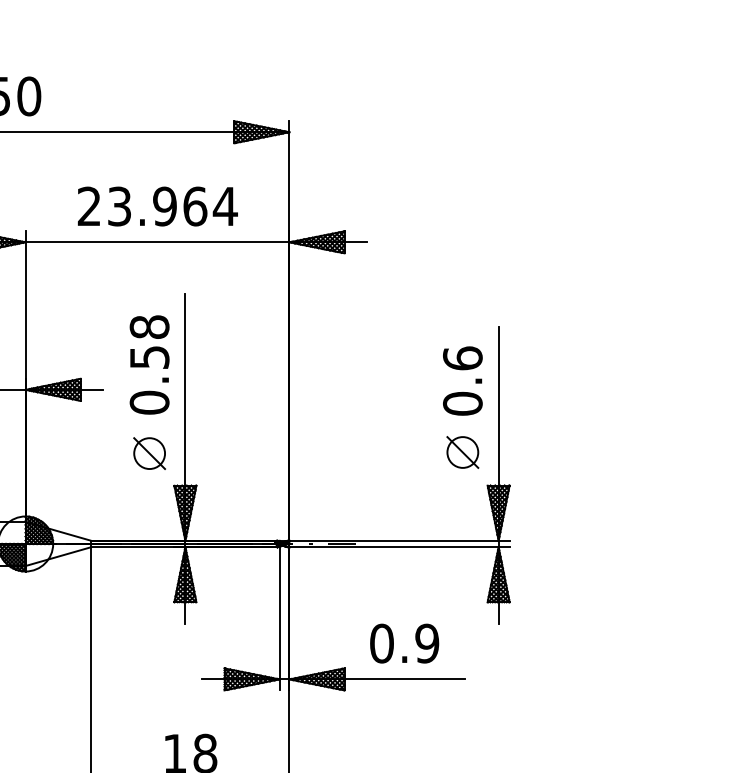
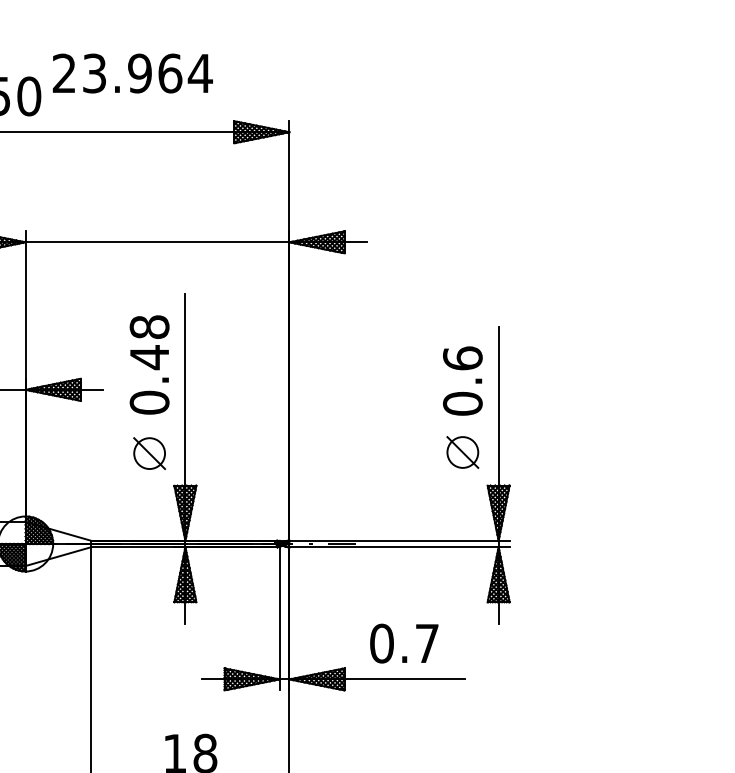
text position: (157, 206) -> (132, 73) (132, 73)
text: 0.58 -> 0.48 (149, 357)
text: 0.9 -> 0.7 (427, 643)
